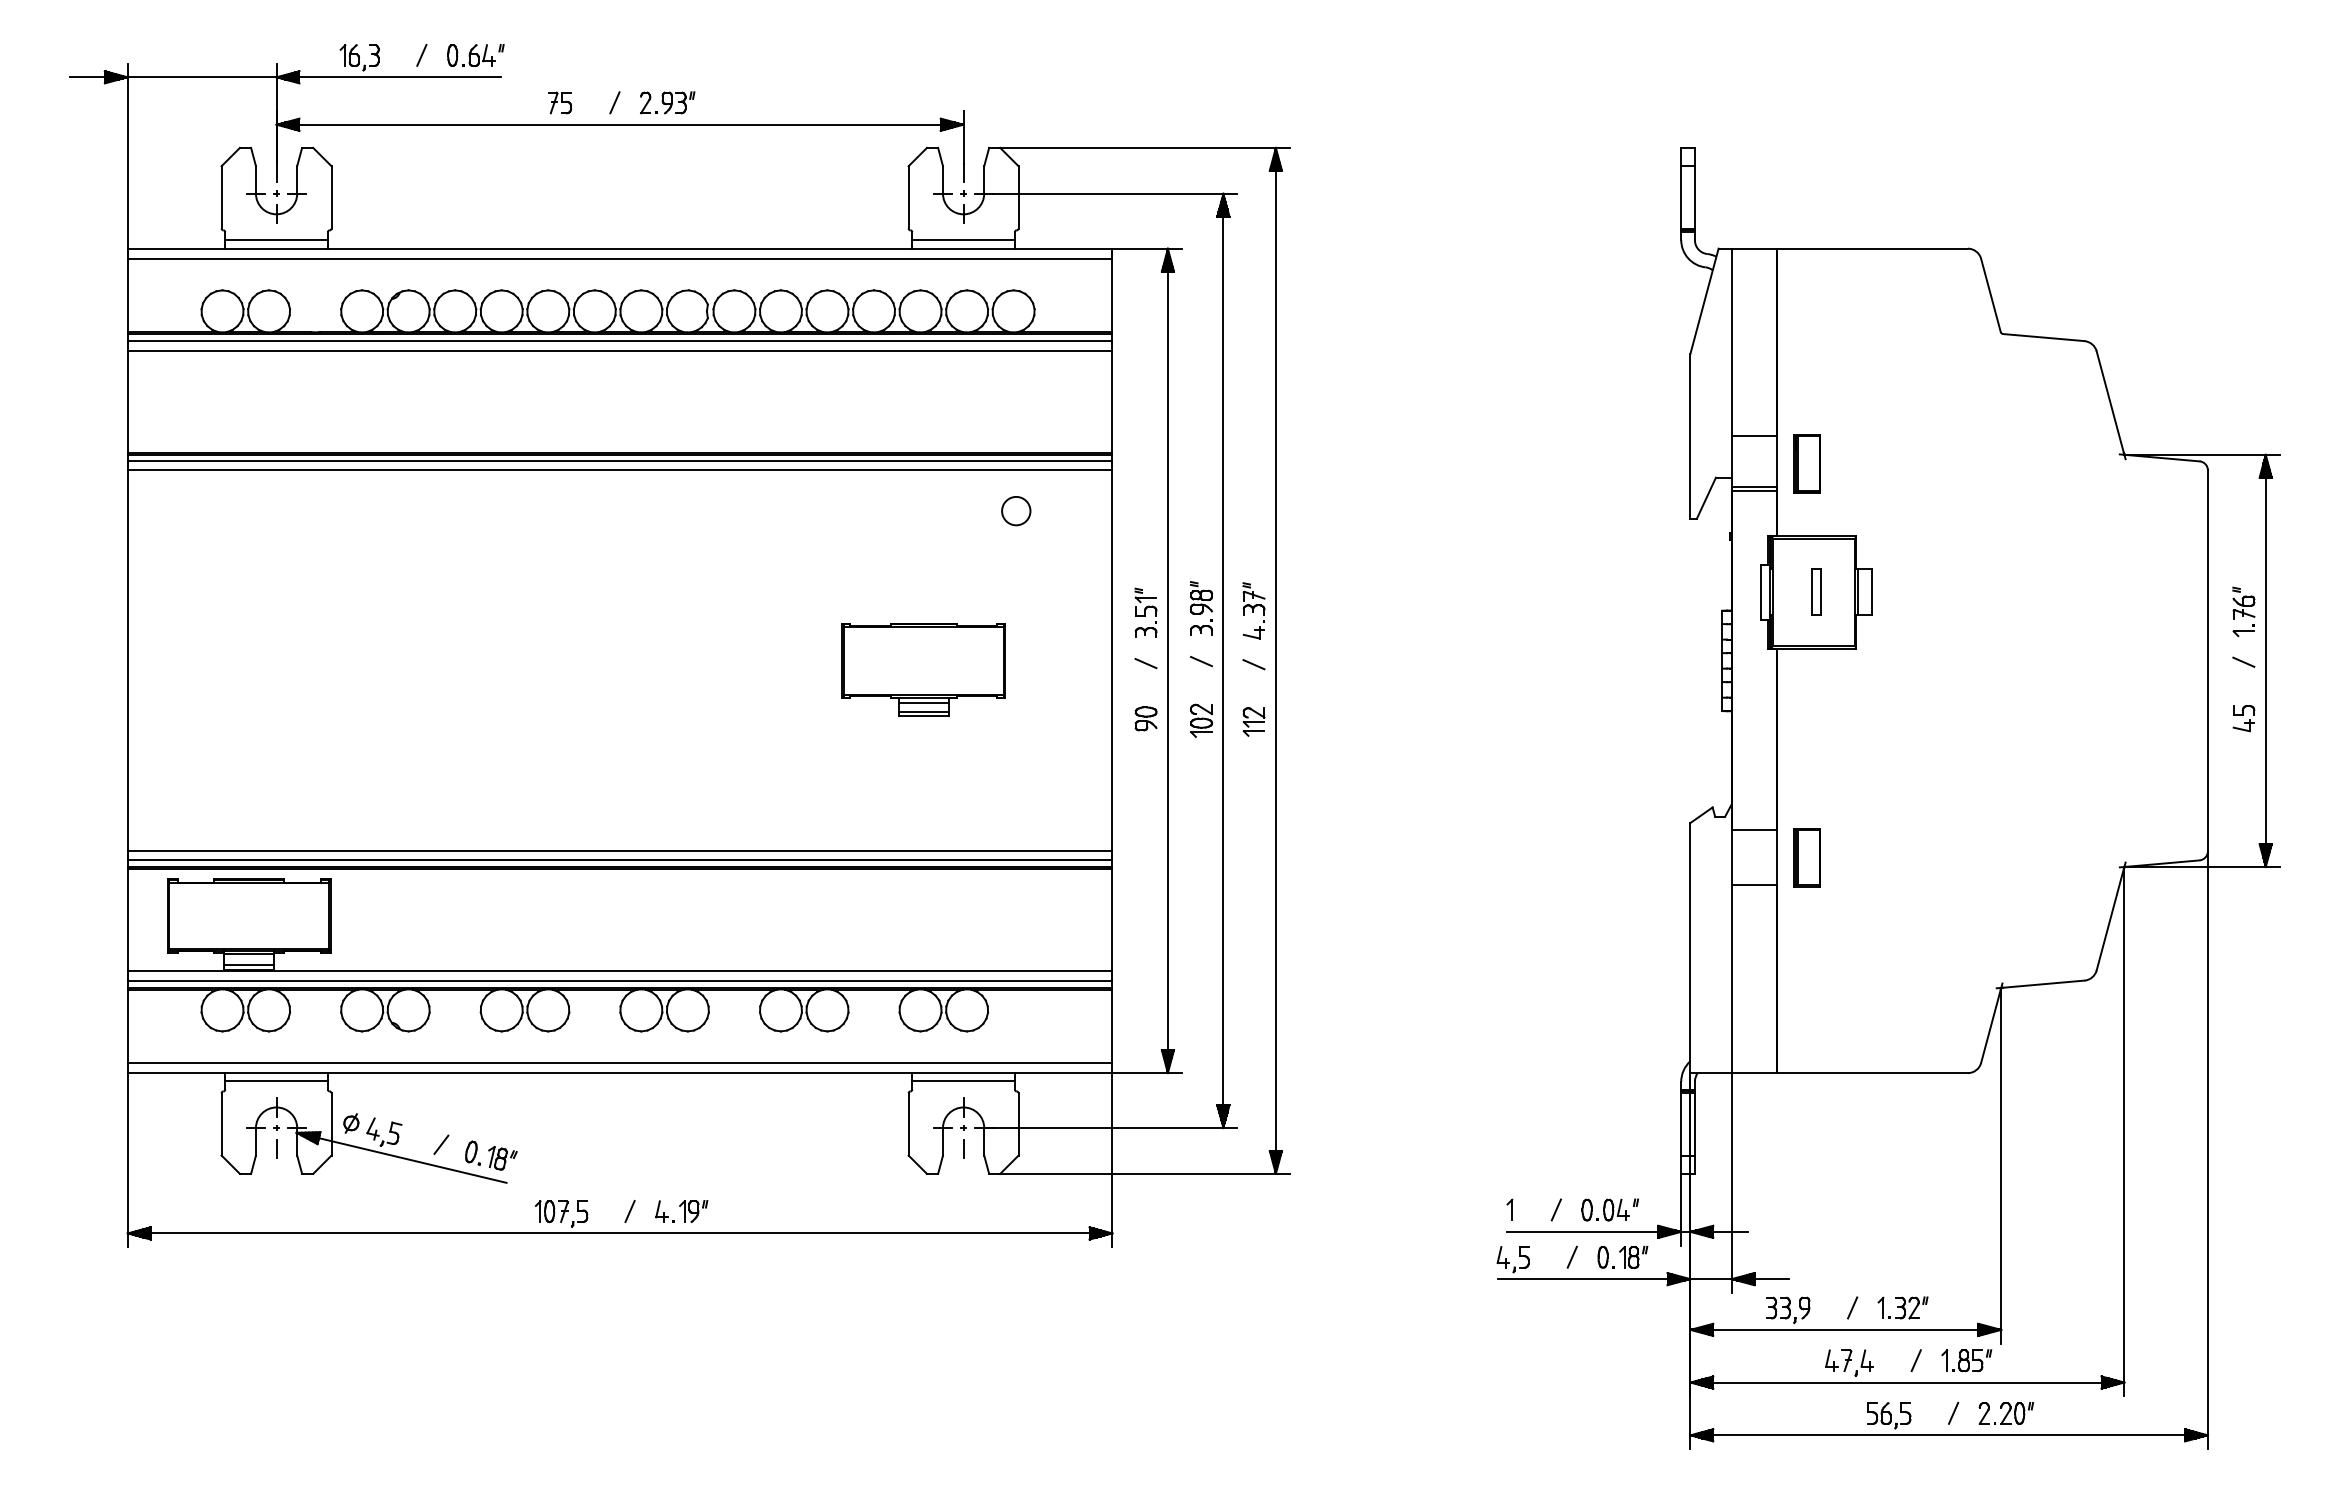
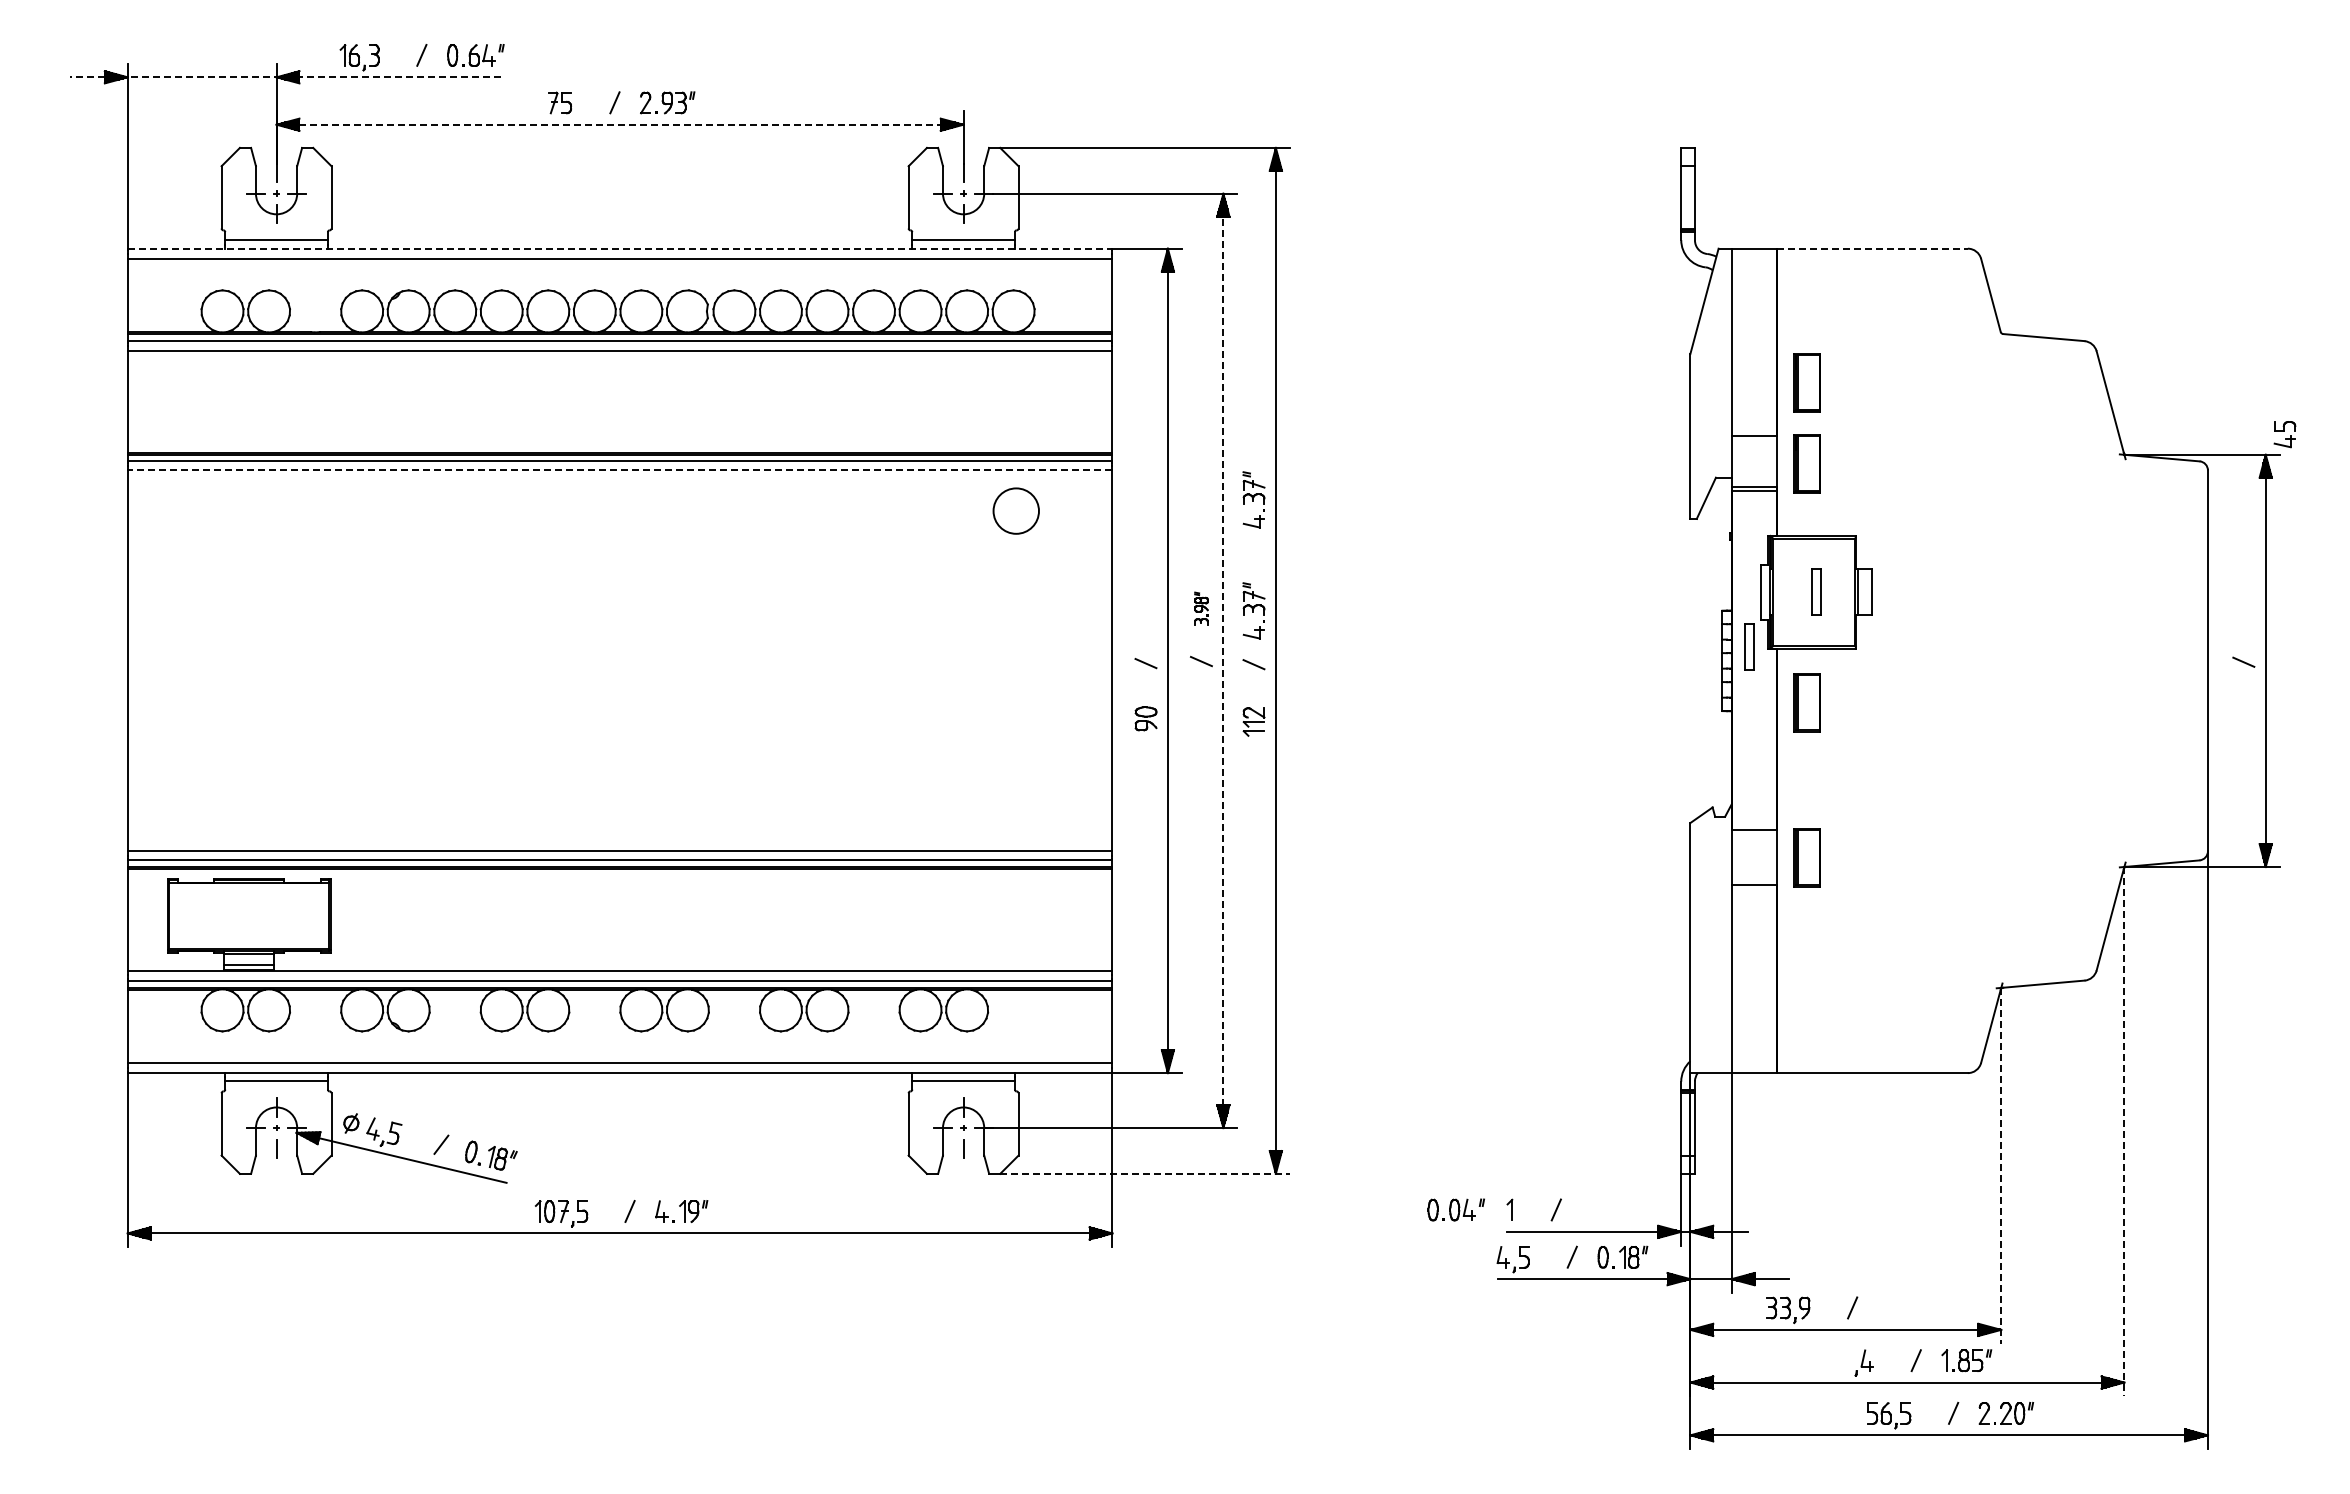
line: solid -> dashed (285, 77)
line: solid -> dashed (620, 124)
line: solid -> dashed (620, 248)
line: solid -> dashed (1873, 248)
part: none -> present (1806, 382)
line: solid -> dashed (619, 470)
part: none -> present (1253, 499)
circle diameter: 28 px -> 45 px (1016, 510)
part size: 23x55 px -> 15x35 px (1201, 608)
part: present -> none (2243, 611)
part: present -> none (1145, 612)
part: none -> present (1749, 646)
line: solid -> dashed (1223, 660)
part: present -> none (923, 669)
part: none -> present (1806, 702)
part position: (2243, 718) -> (2284, 434) (2284, 434)
part: present -> none (1201, 720)
line: solid -> dashed (2124, 1131)
line: solid -> dashed (2001, 1165)
line: solid -> dashed (1144, 1173)
part position: (1609, 1209) -> (1455, 1209) (1455, 1209)
part: present -> none (1902, 1307)
part: present -> none (1838, 1360)
